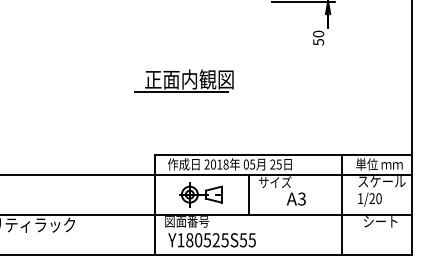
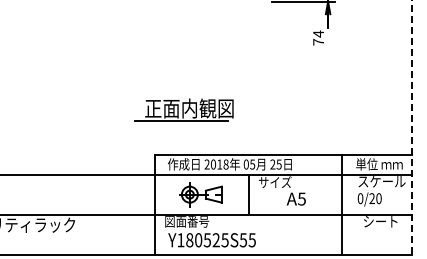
text: 50 -> 74 (318, 37)
part position: (183, 80) -> (183, 109) (183, 109)
line: solid -> dashed (412, 127)
text: A3 -> A5 (301, 198)
text: 1/20 -> 0/20 (360, 198)
